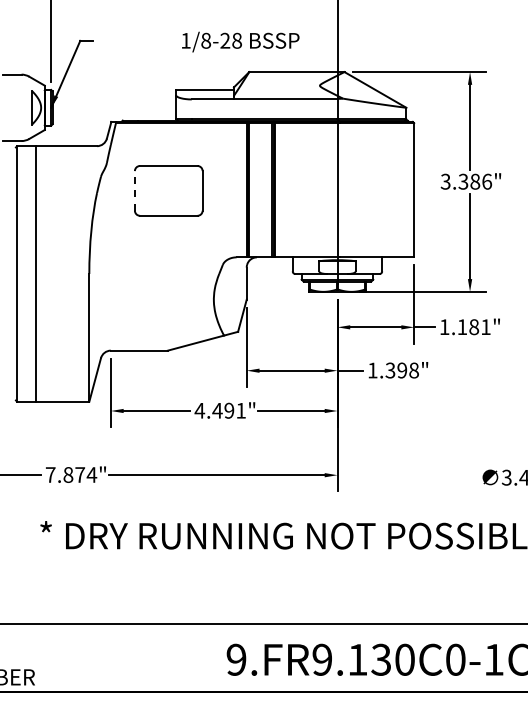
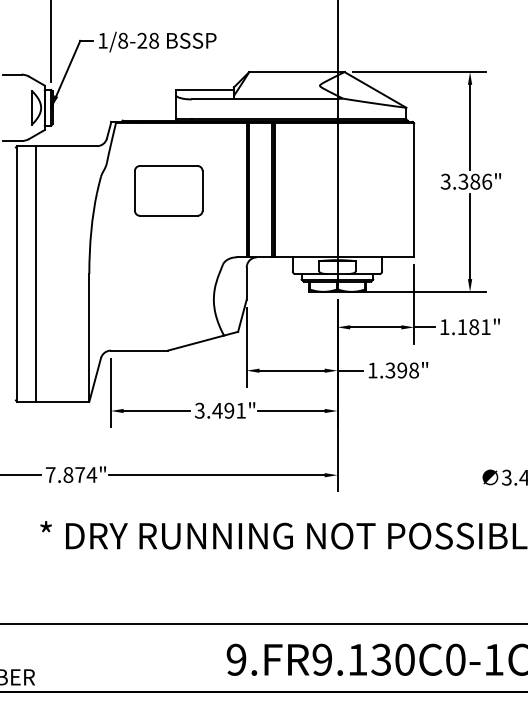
text position: (240, 41) -> (157, 41) (157, 41)
line: dashed -> solid (134, 190)
text: 4.491" -> 3.491" (199, 410)
